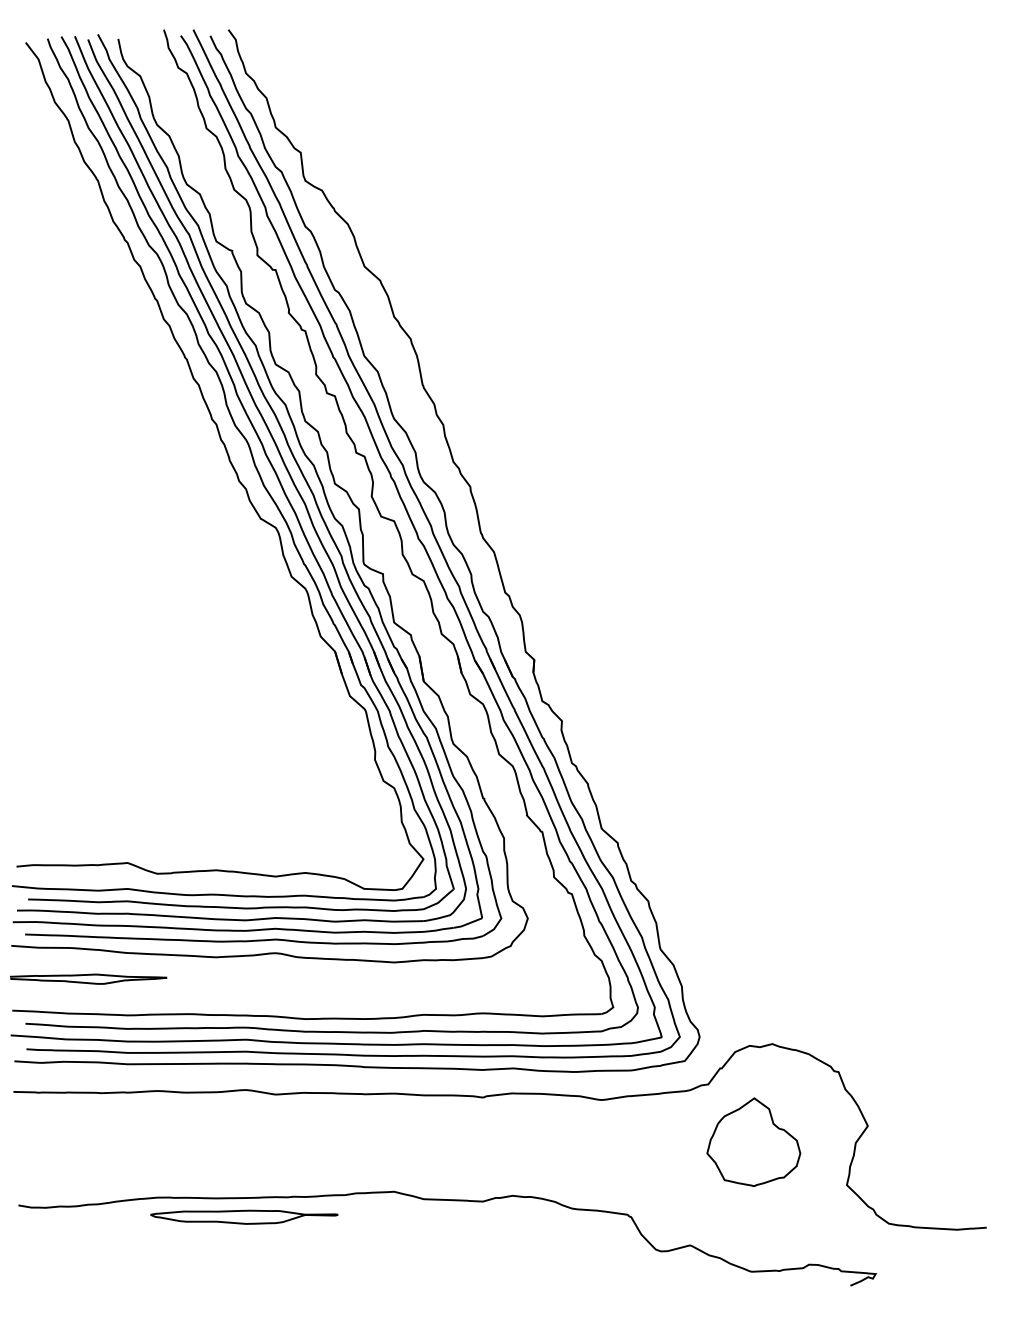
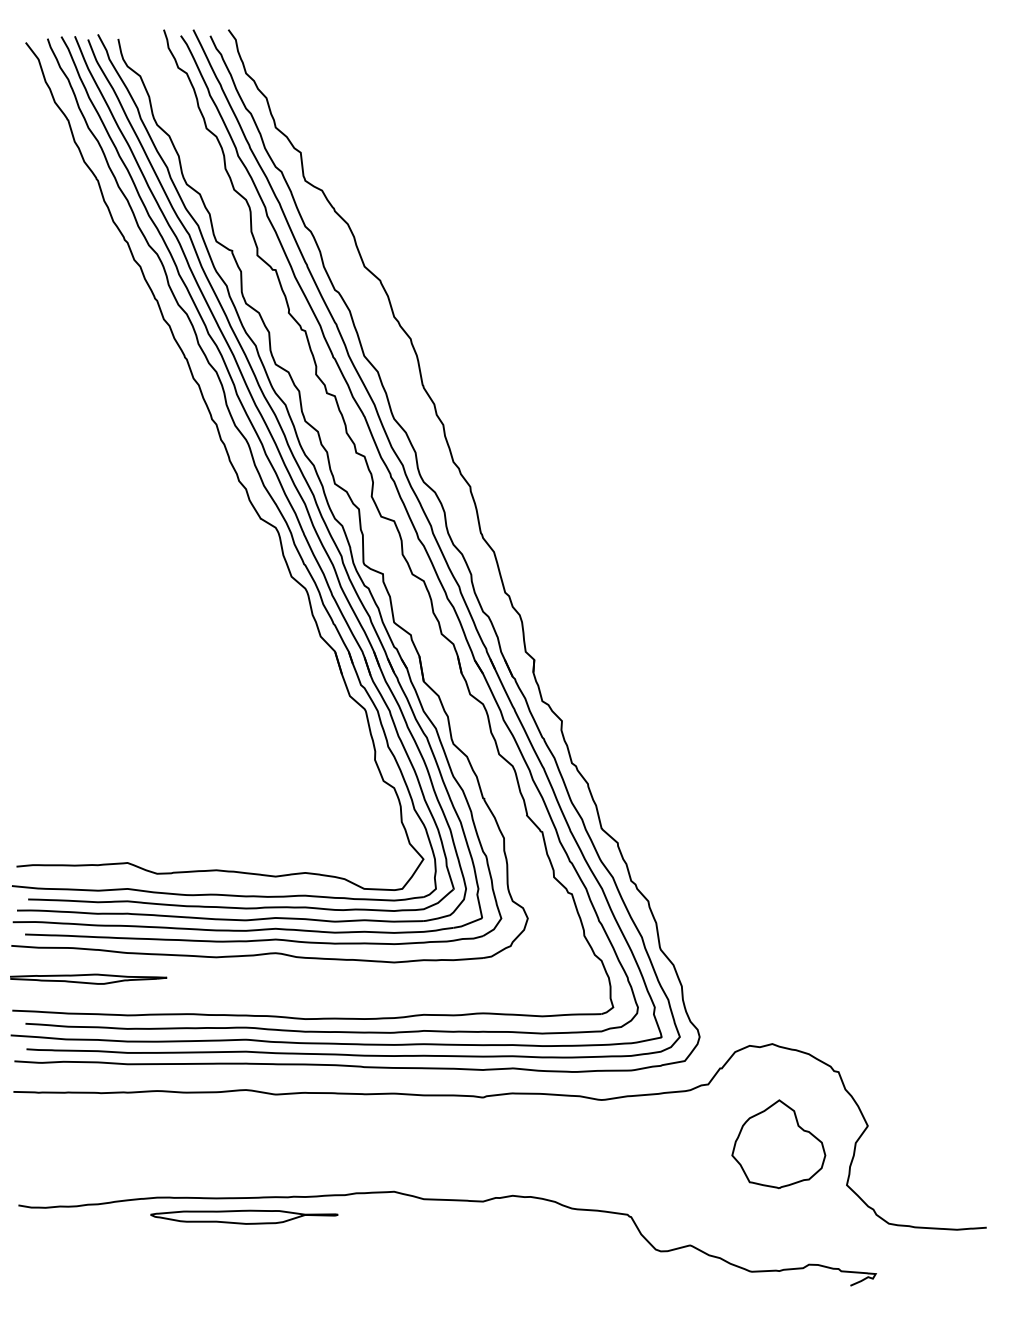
part position: (753, 1142) -> (778, 1144) (778, 1144)
